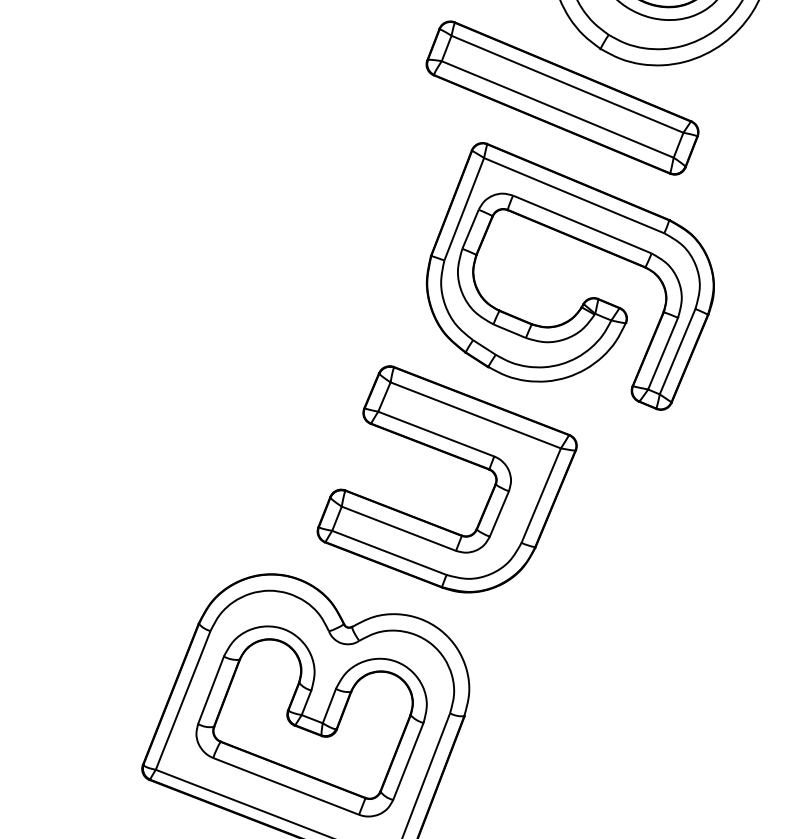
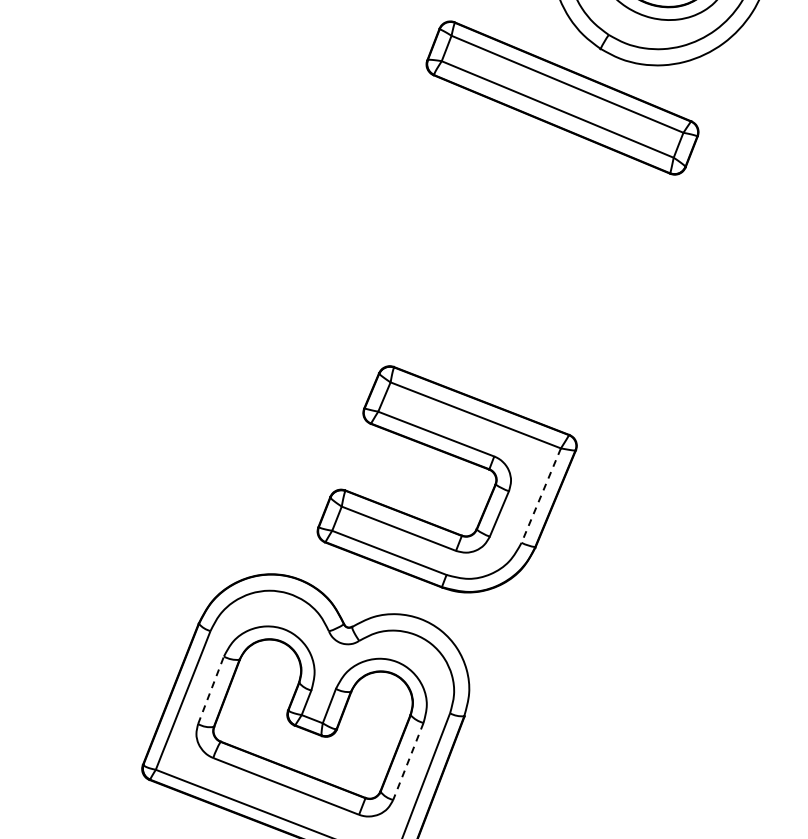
part: present -> none (587, 298)
line: solid -> dashed (541, 496)
line: solid -> dashed (211, 689)
line: solid -> dashed (408, 761)
